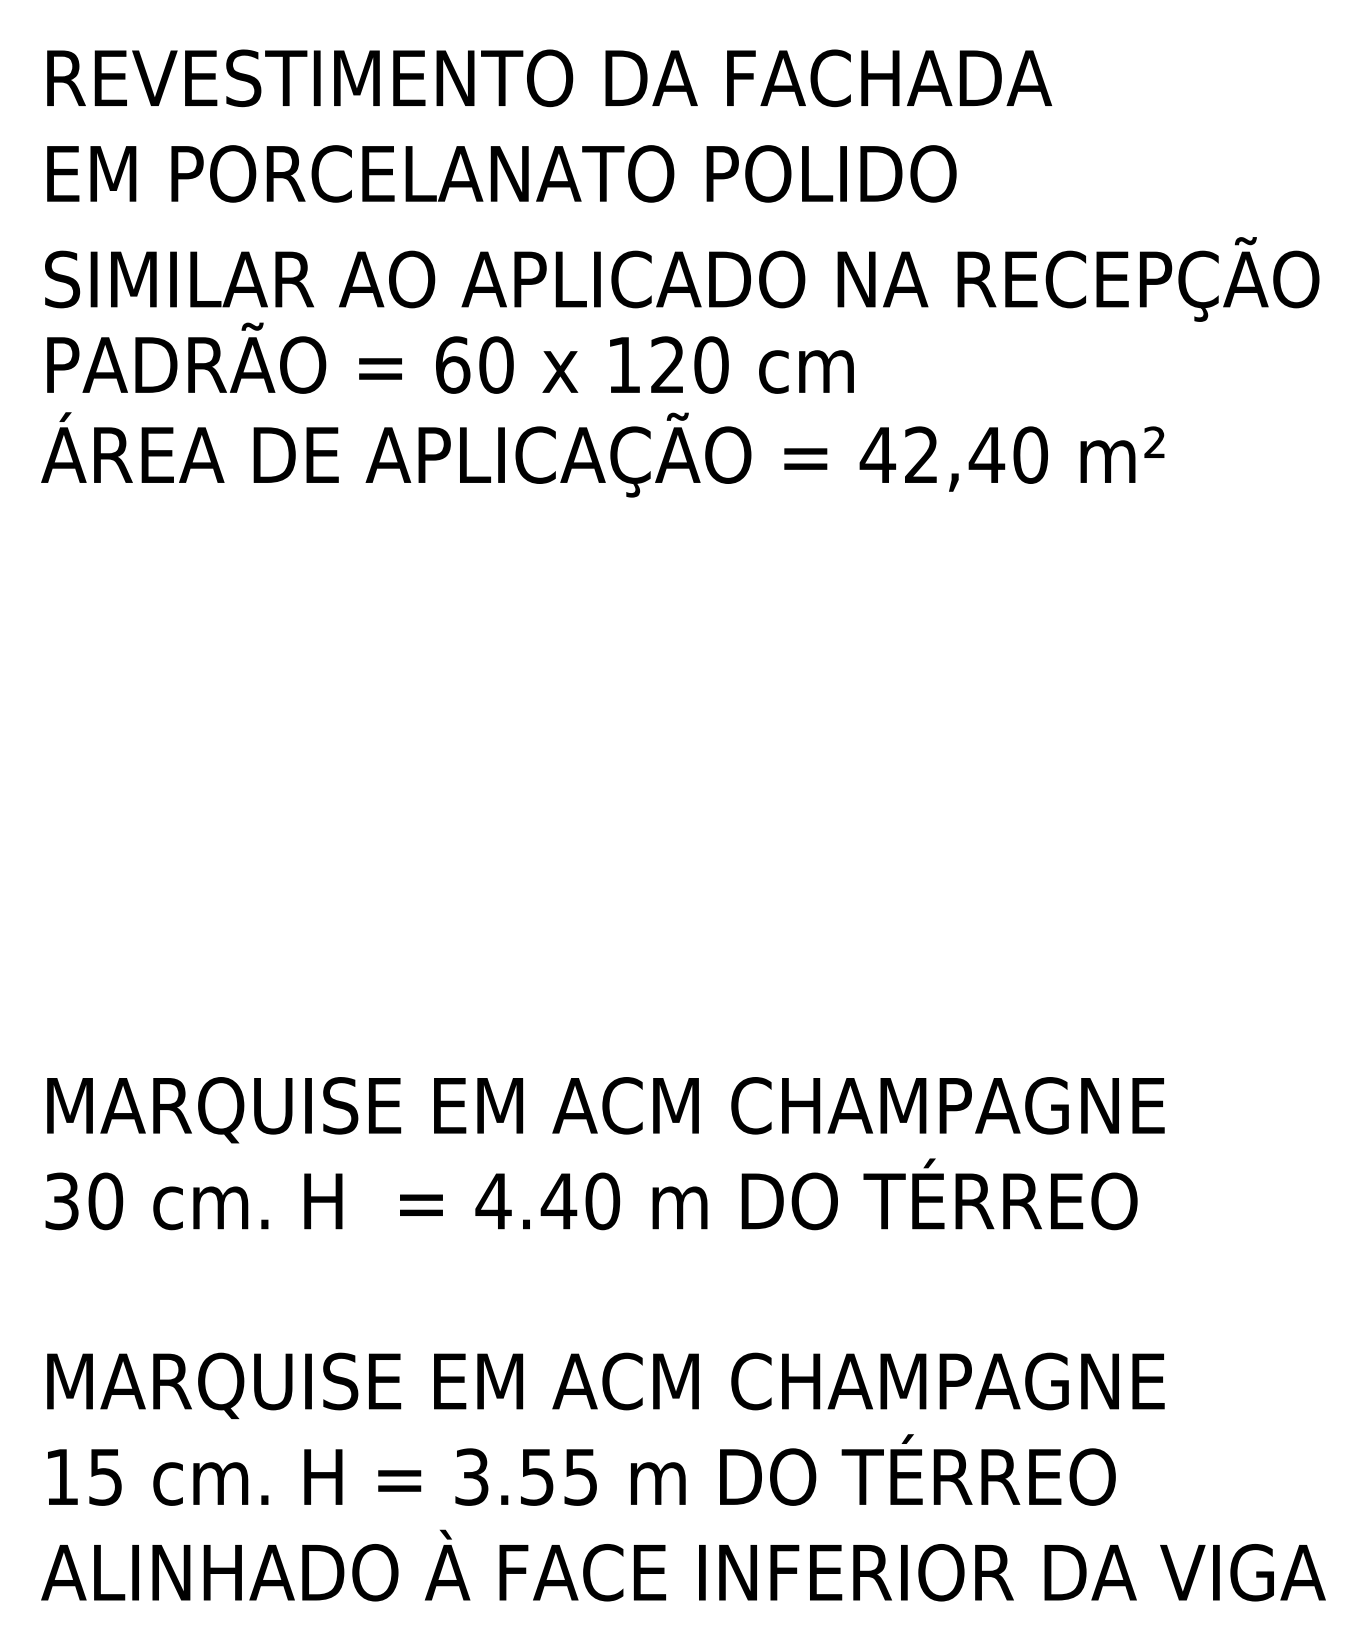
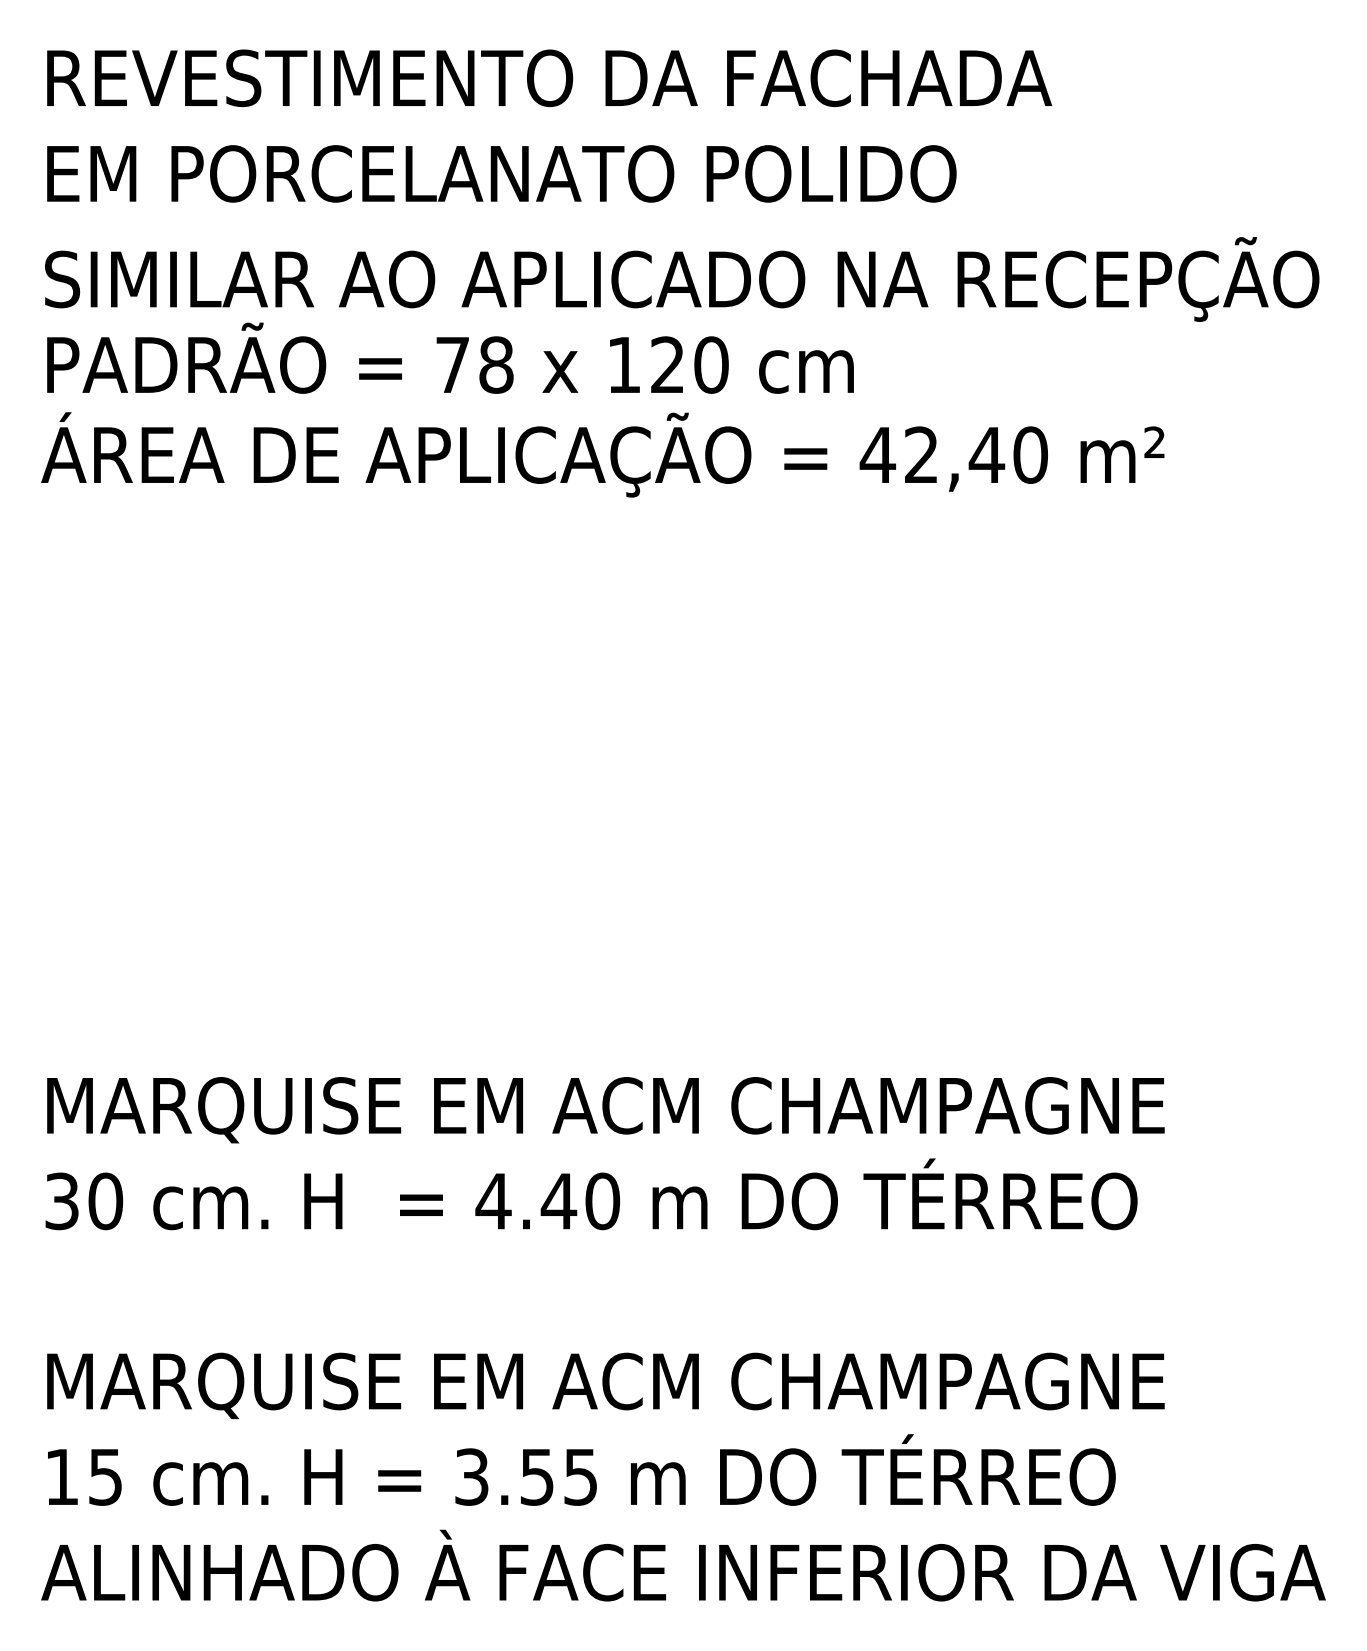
text: 60 -> 78 (474, 364)
